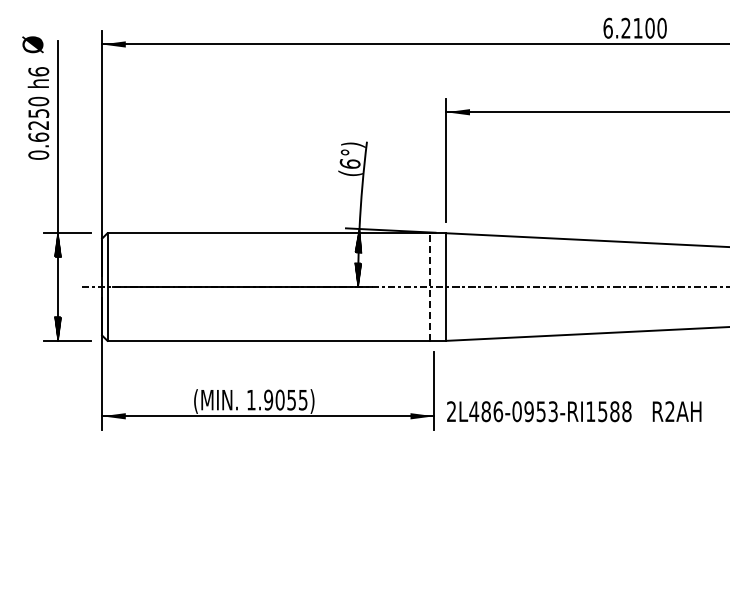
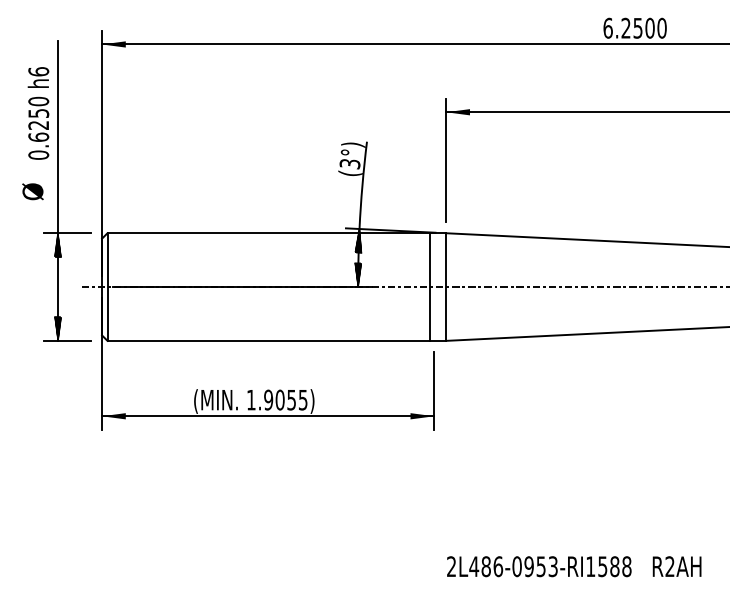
text: 6.2100 -> 6.2500 (637, 28)
text position: (32, 44) -> (32, 191) (32, 191)
text: (6°) -> (3°) (349, 164)
line: dashed -> solid (430, 287)
text position: (574, 411) -> (574, 566) (574, 566)
